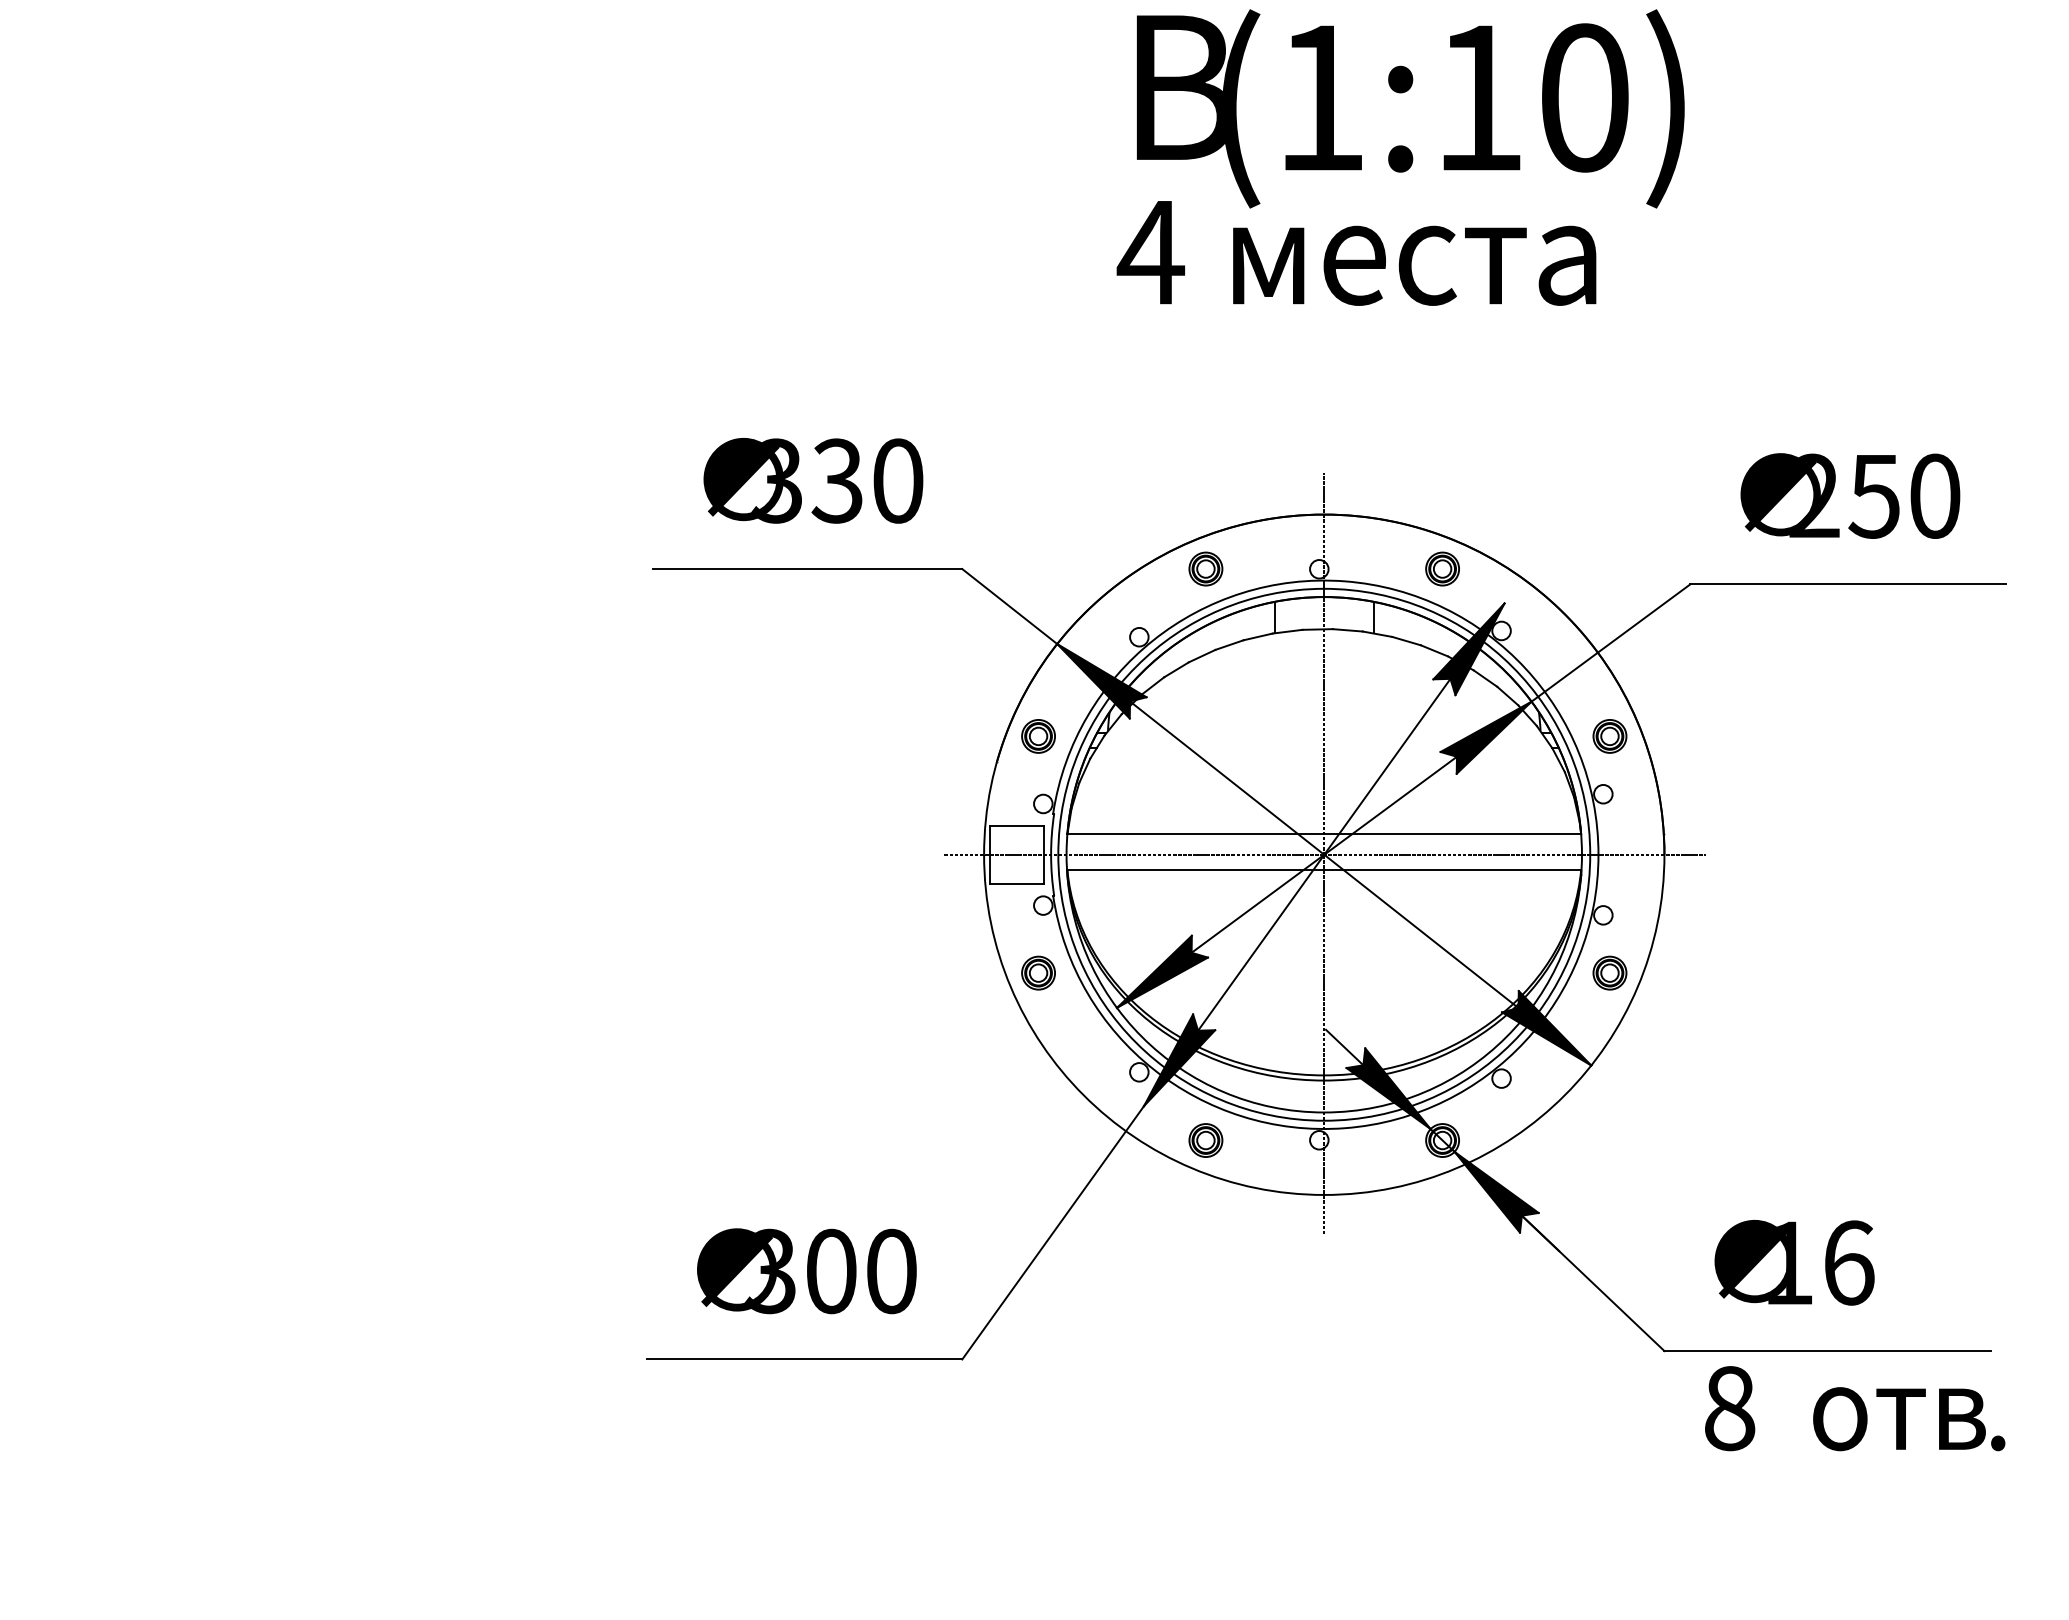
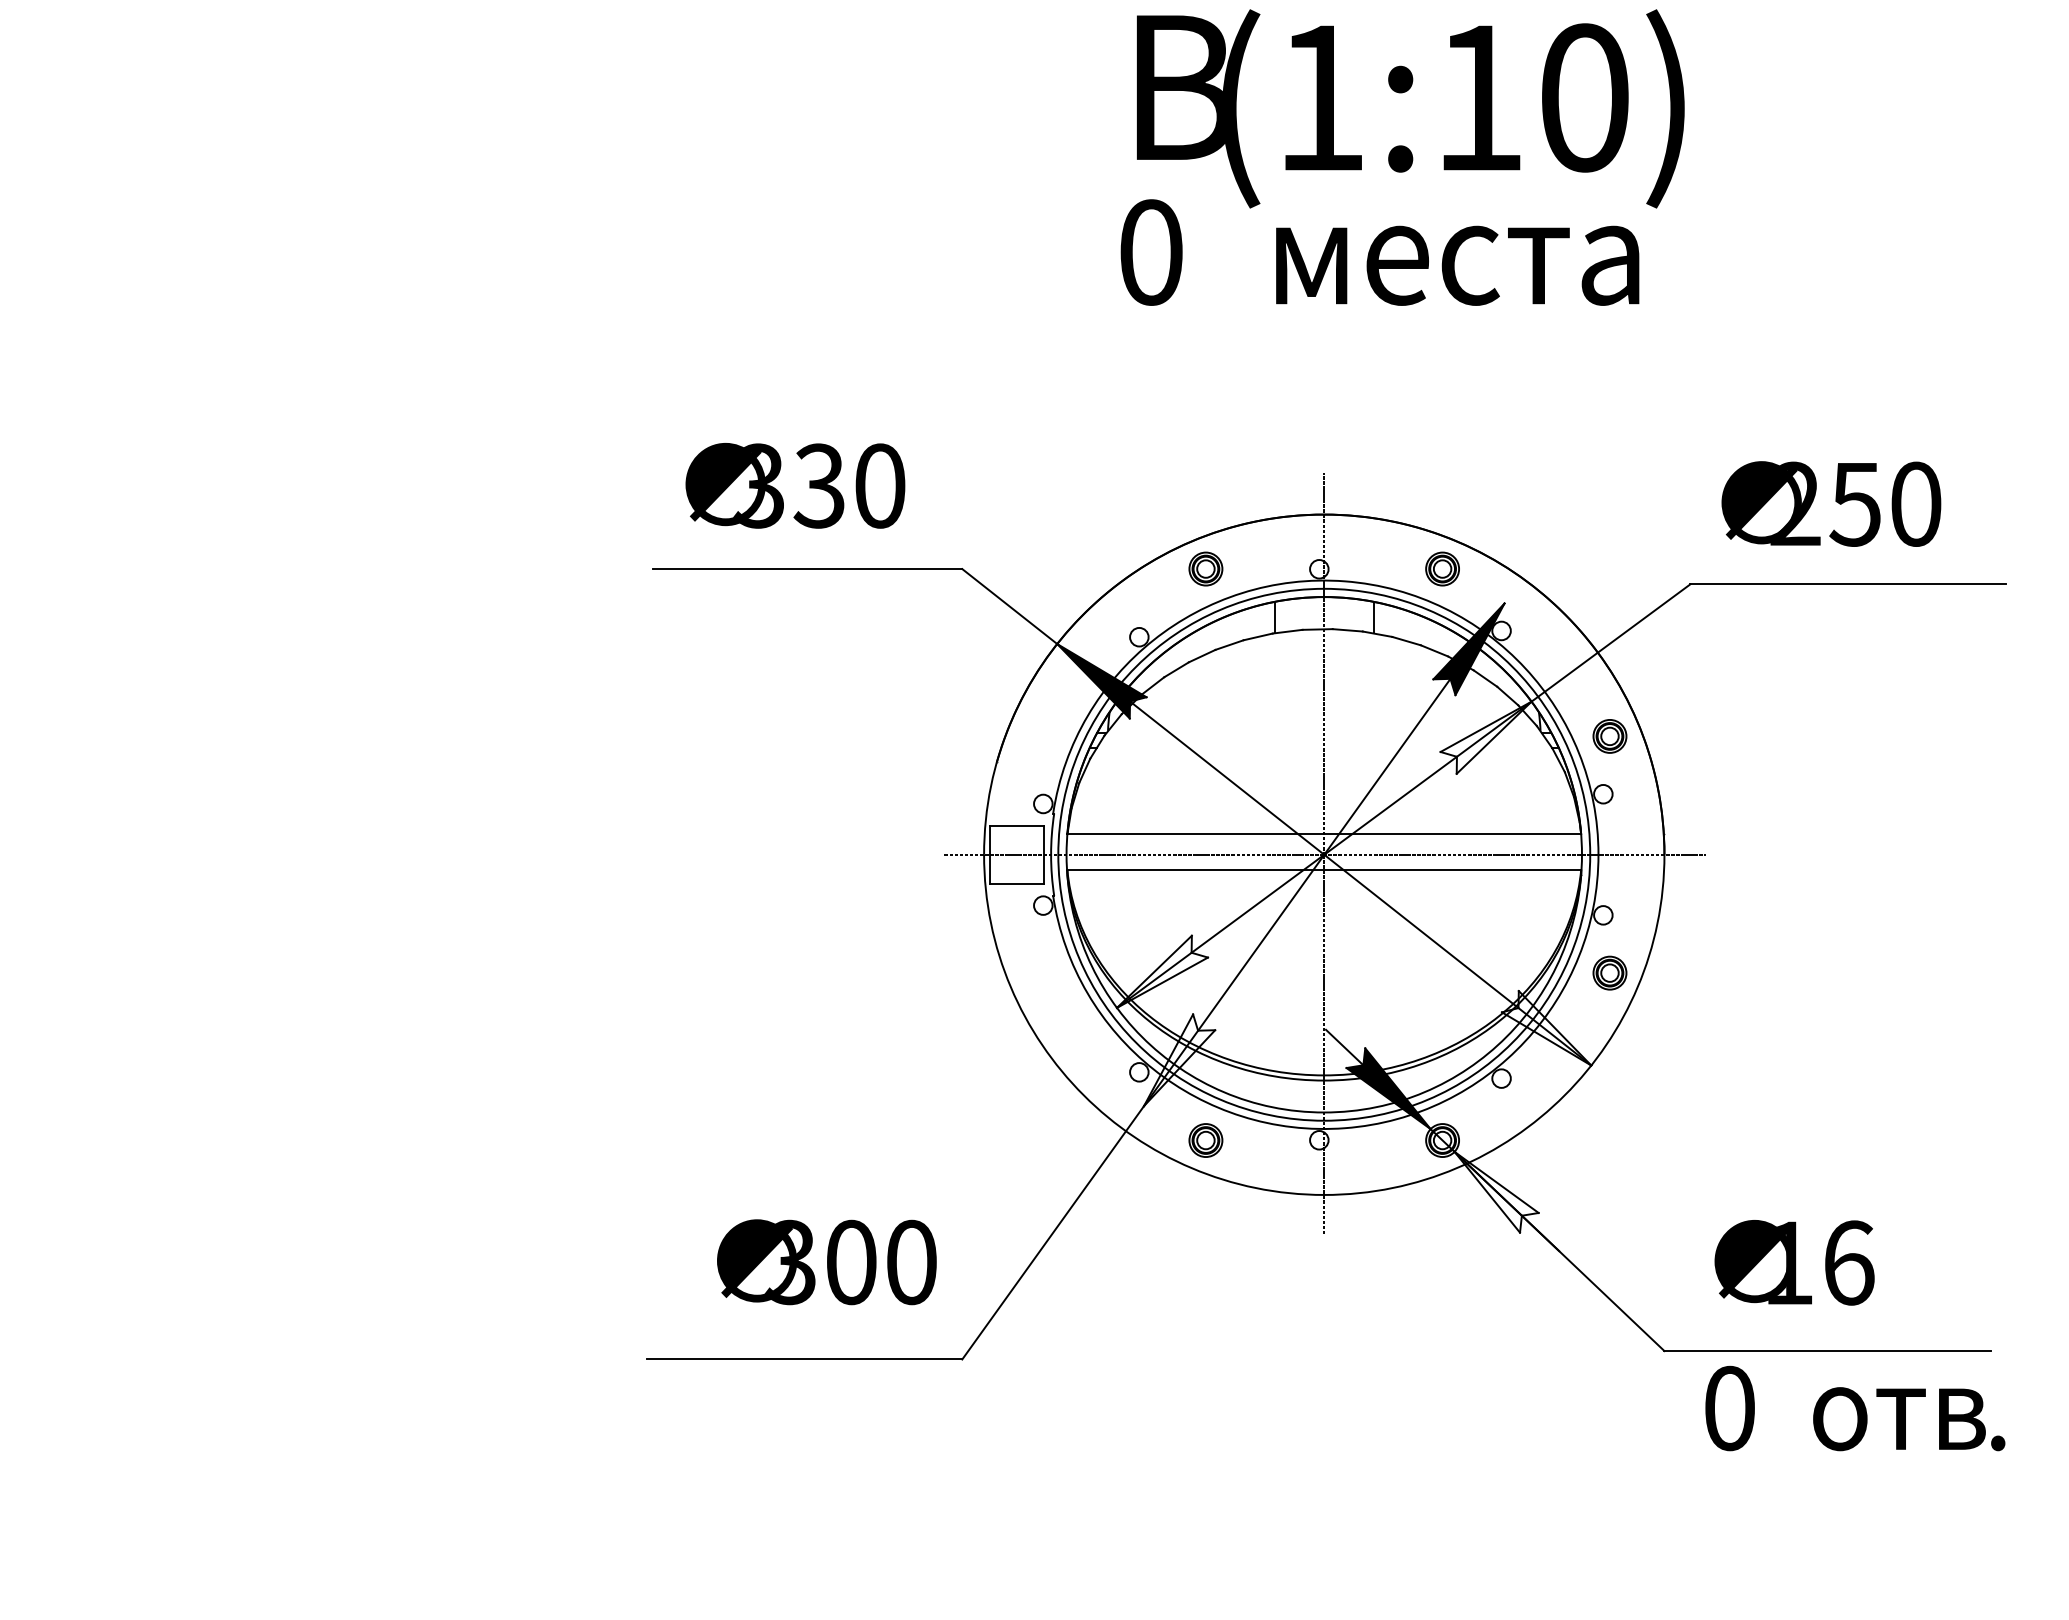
text: 4 -> 0 (1150, 252)
text position: (1414, 265) -> (1457, 265) (1457, 265)
text position: (813, 480) -> (795, 485) (795, 485)
text position: (1850, 495) -> (1831, 503) (1831, 503)
part: present -> none (1038, 736)
fill: present -> none (1485, 737)
fill: present -> none (1161, 971)
part: present -> none (1038, 972)
fill: present -> none (1546, 1028)
fill: present -> none (1179, 1060)
fill: present -> none (1496, 1191)
text position: (806, 1271) -> (826, 1262) (826, 1262)
text: 8 -> 0 (1730, 1407)
